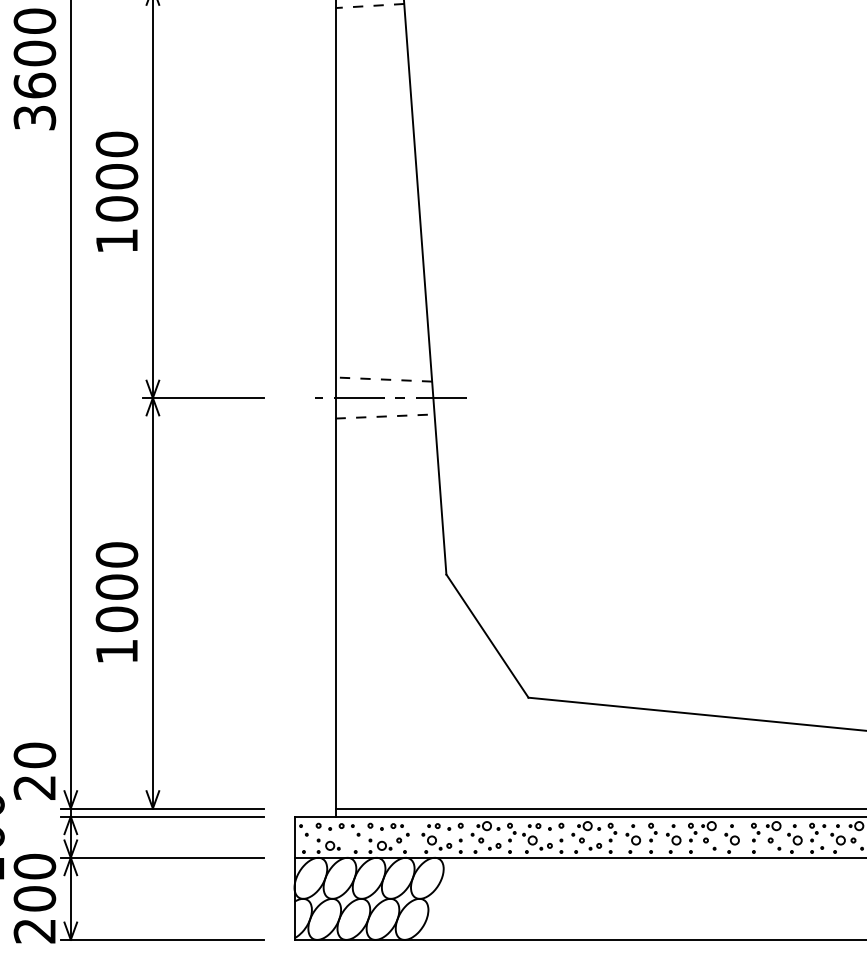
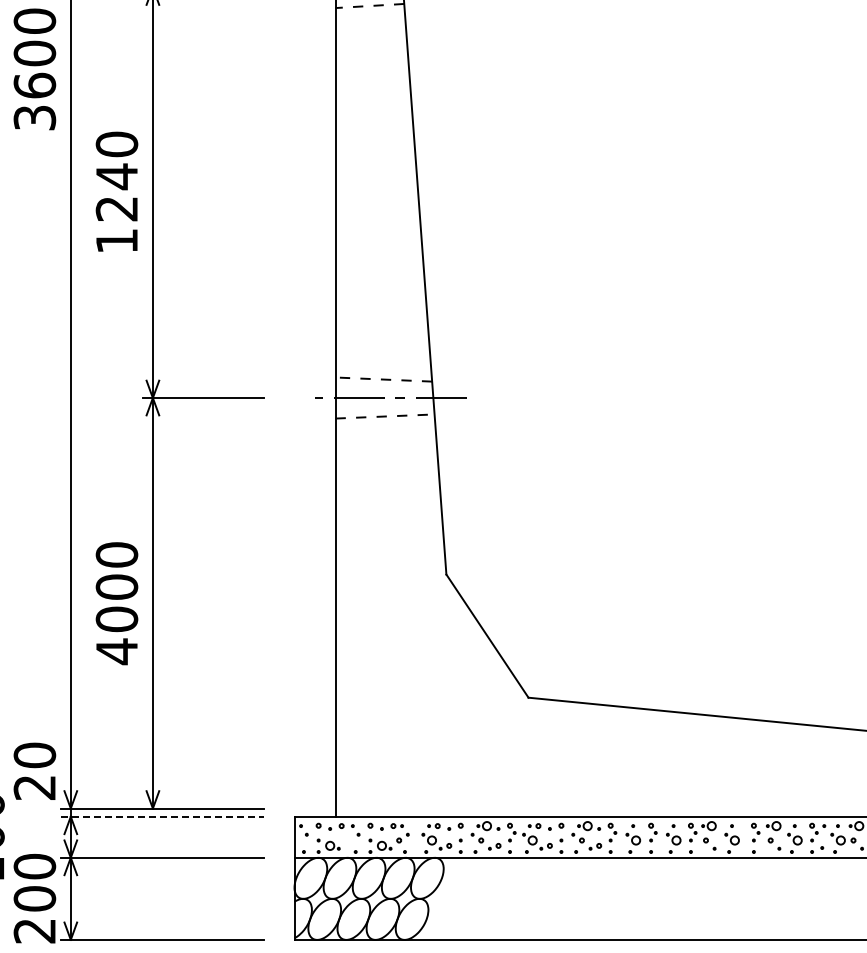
text: 1000 -> 1240 (116, 192)
text: 1000 -> 4000 (116, 651)
line: present -> none (599, 808)
line: solid -> dashed (162, 816)
